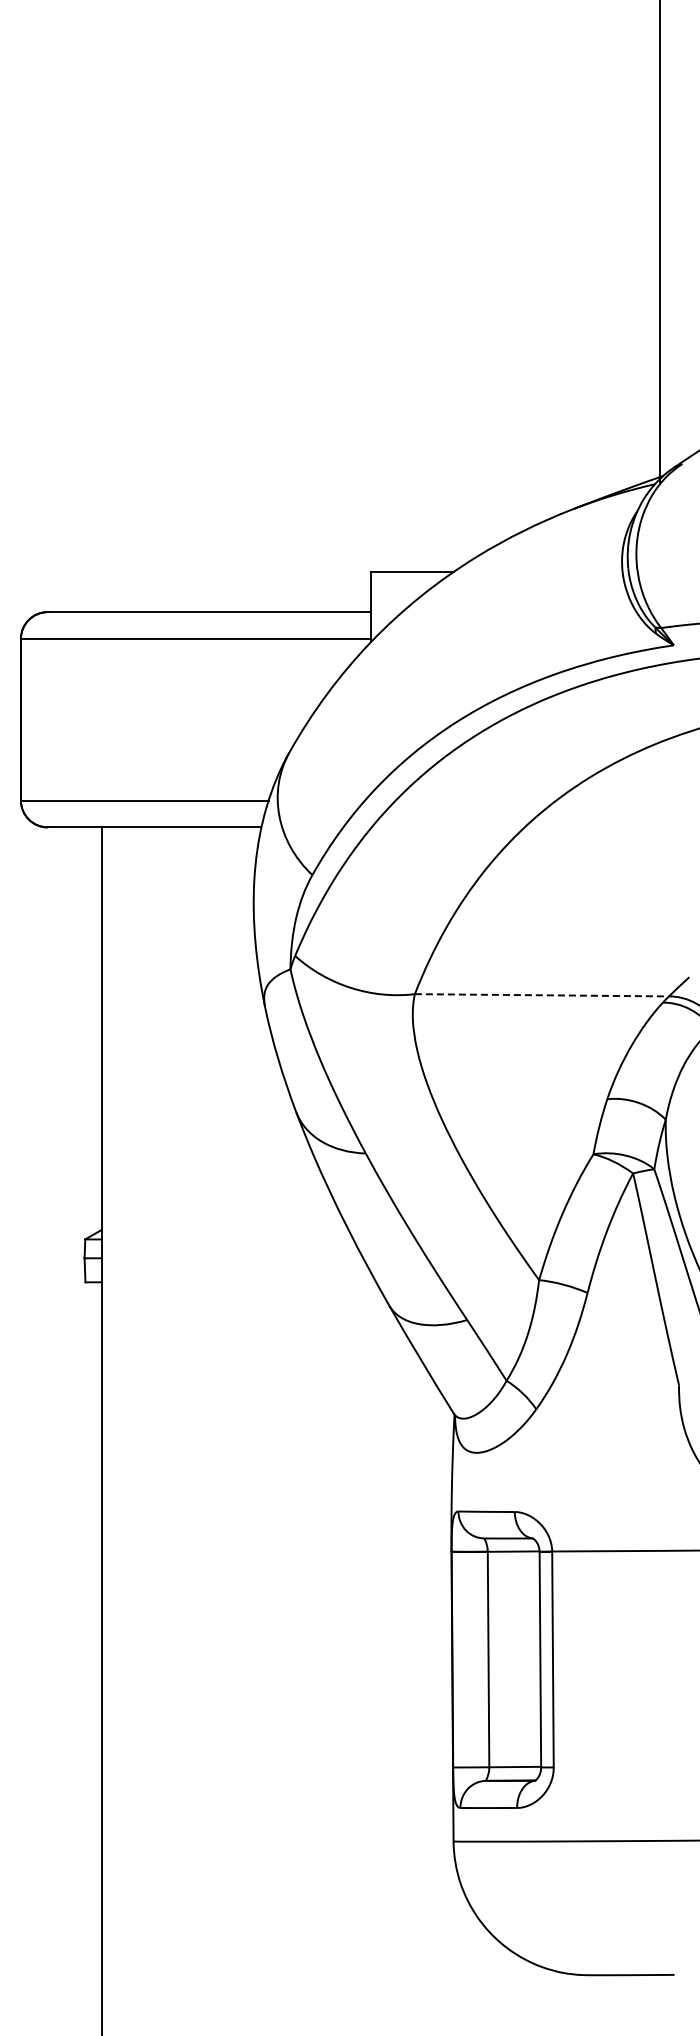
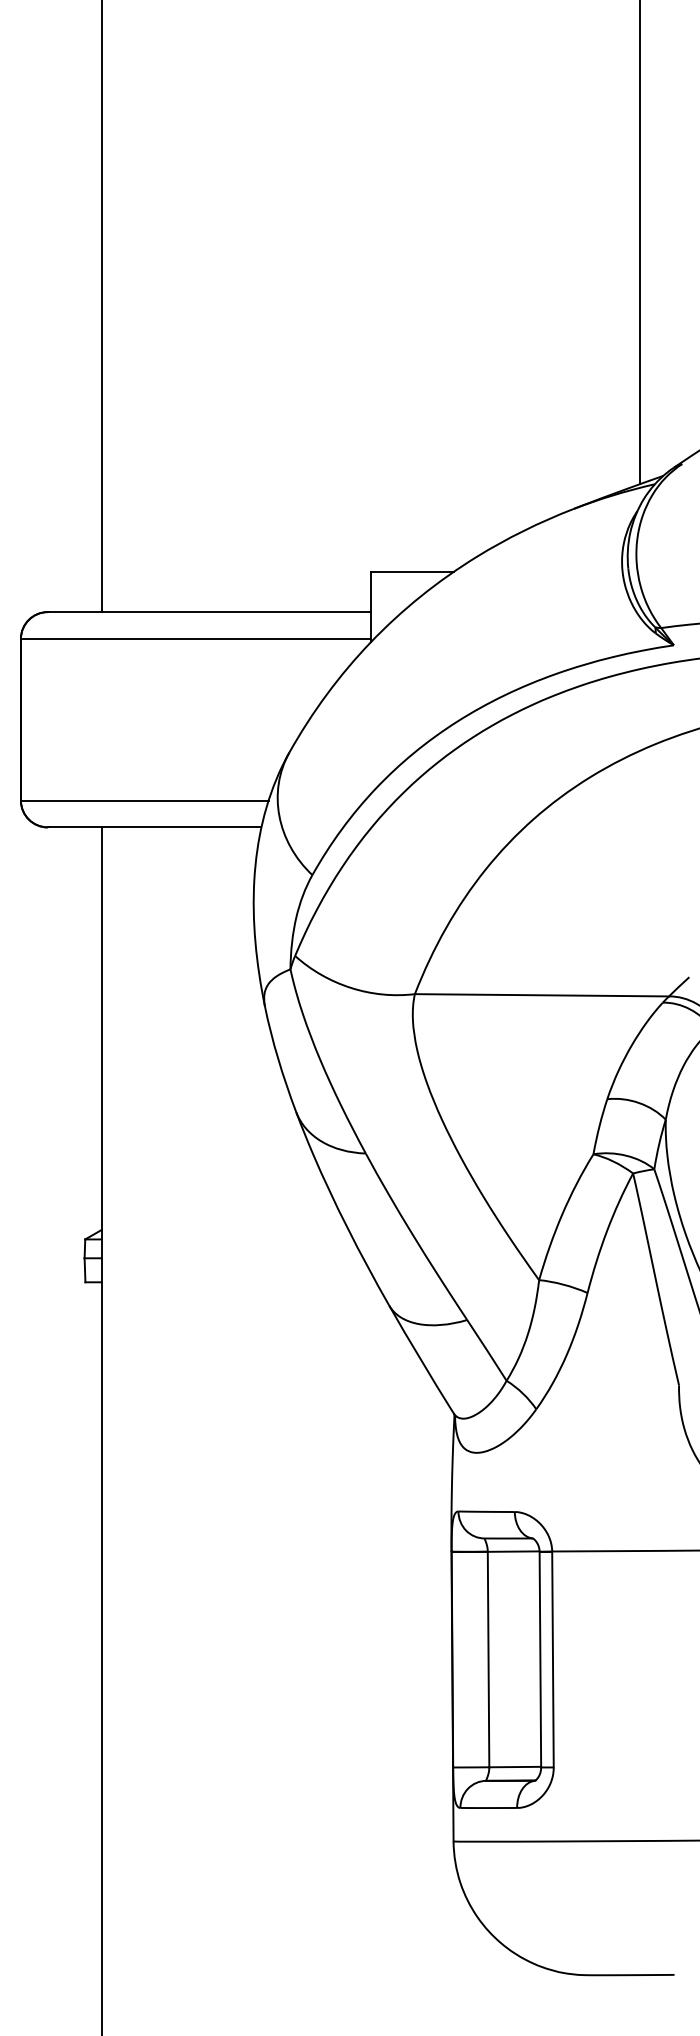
line position: (660, 243) -> (640, 243) (640, 243)
line: none -> present (101, 307)
line: dashed -> solid (542, 995)
